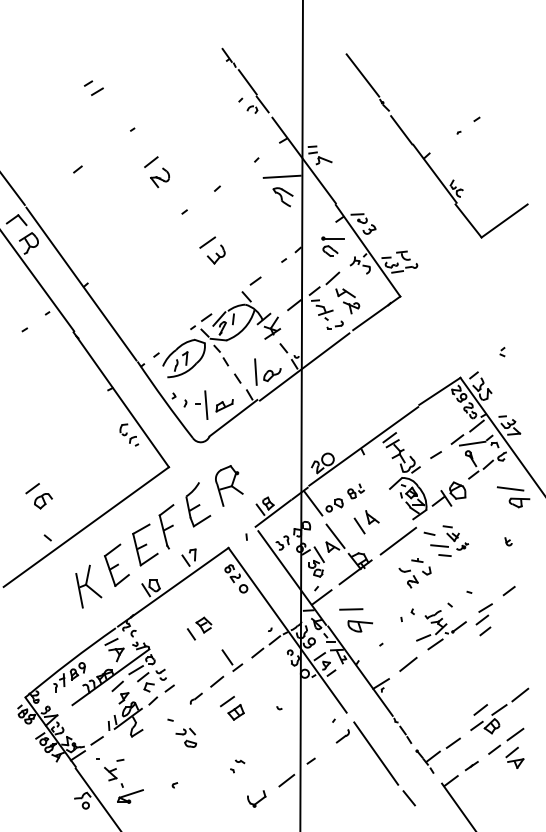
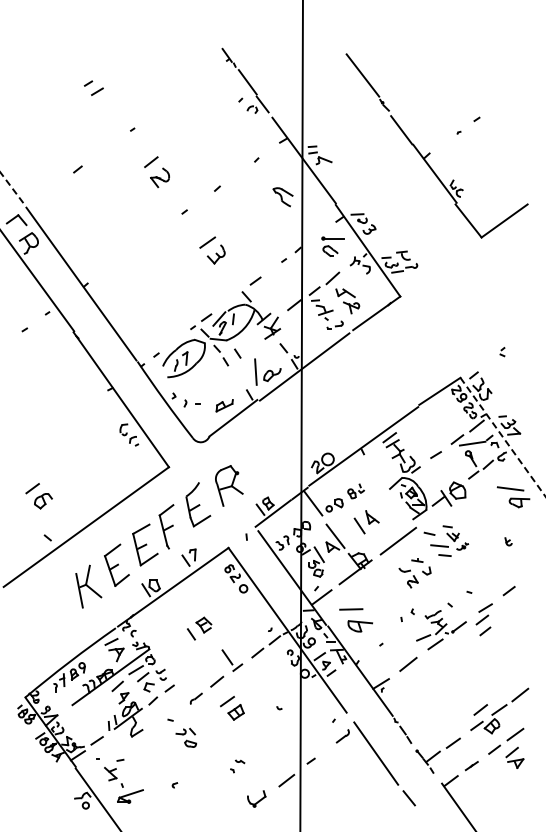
line: present -> none (281, 176)
line: solid -> dashed (12, 189)
line position: (237, 378) -> (237, 353) (237, 353)
line: present -> none (206, 405)
line: solid -> dashed (503, 437)
